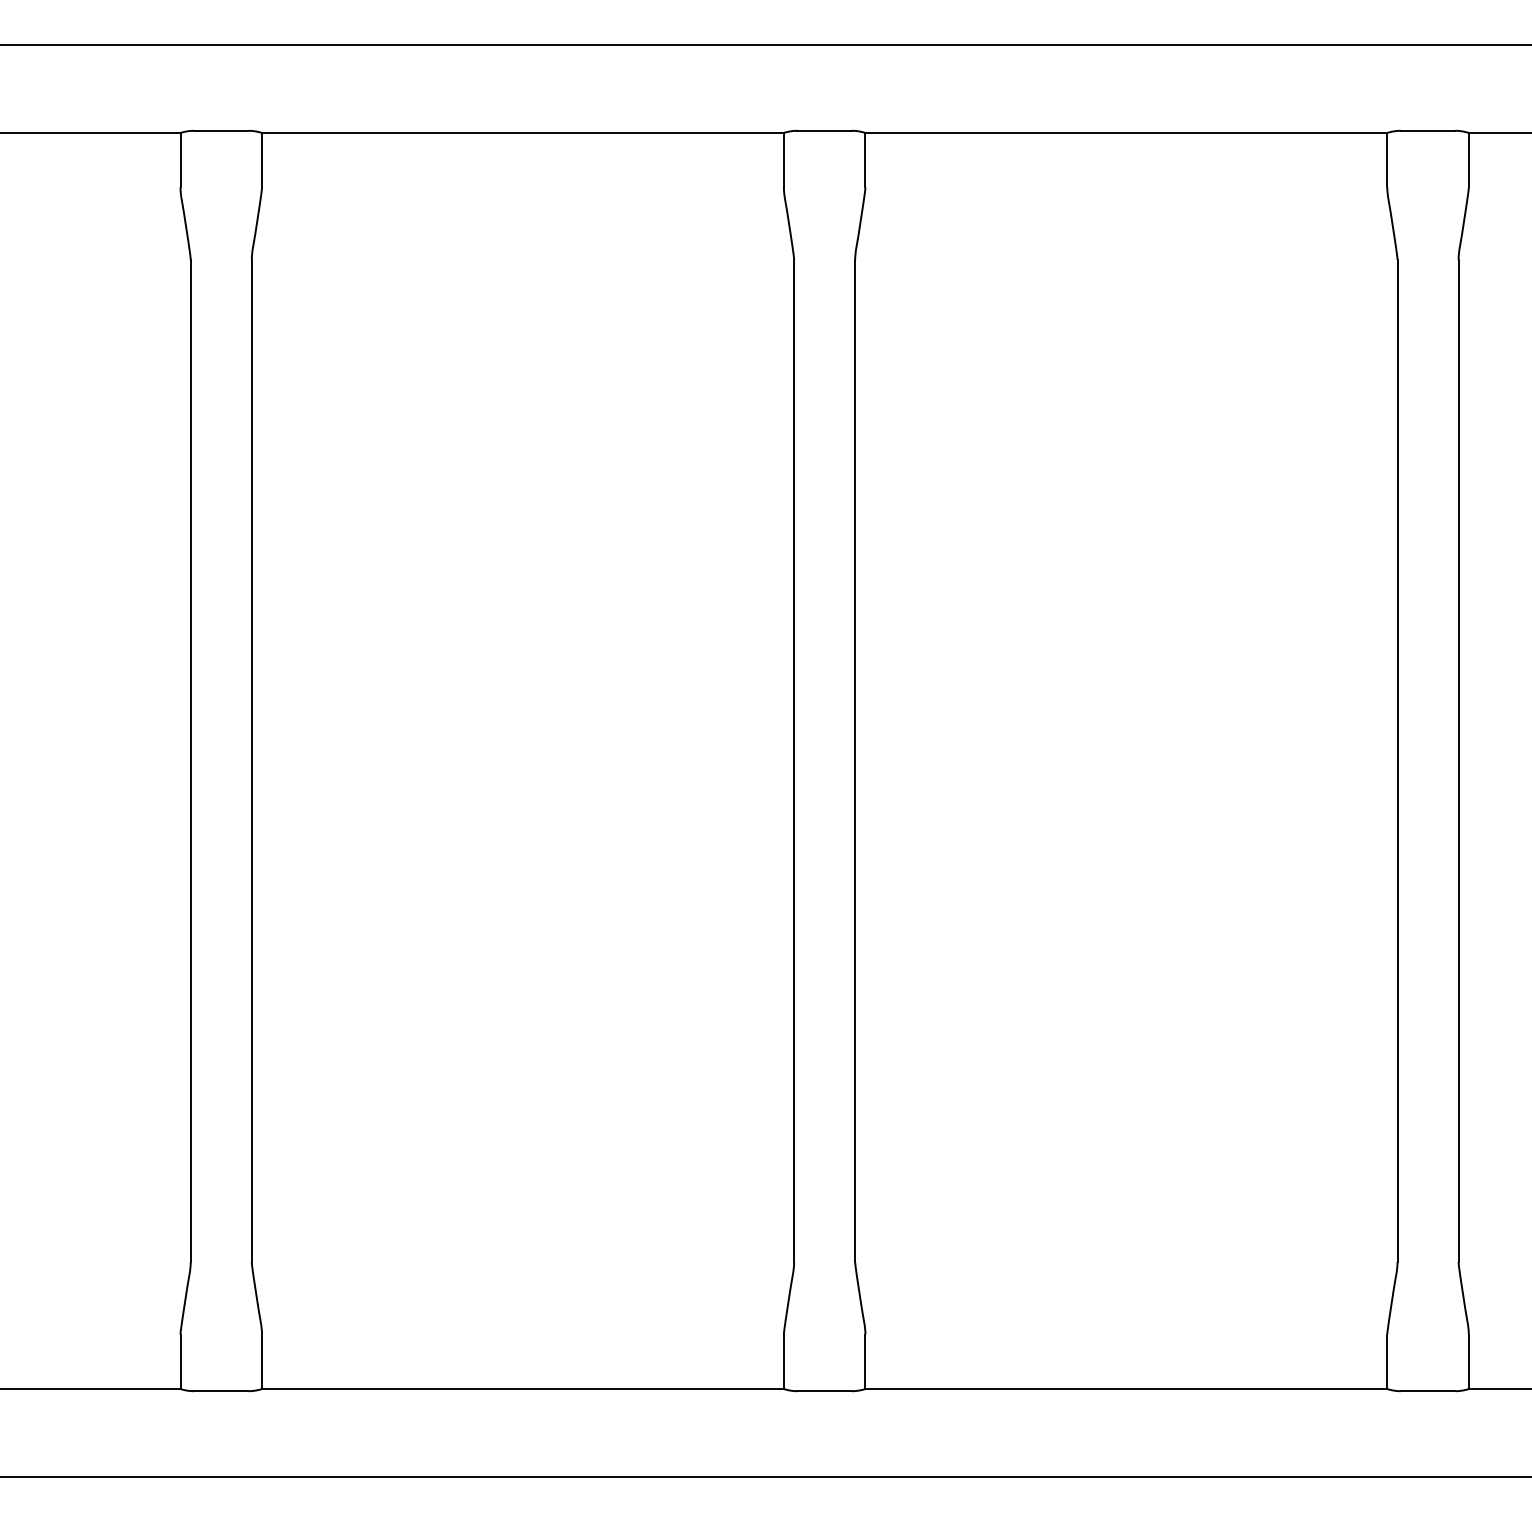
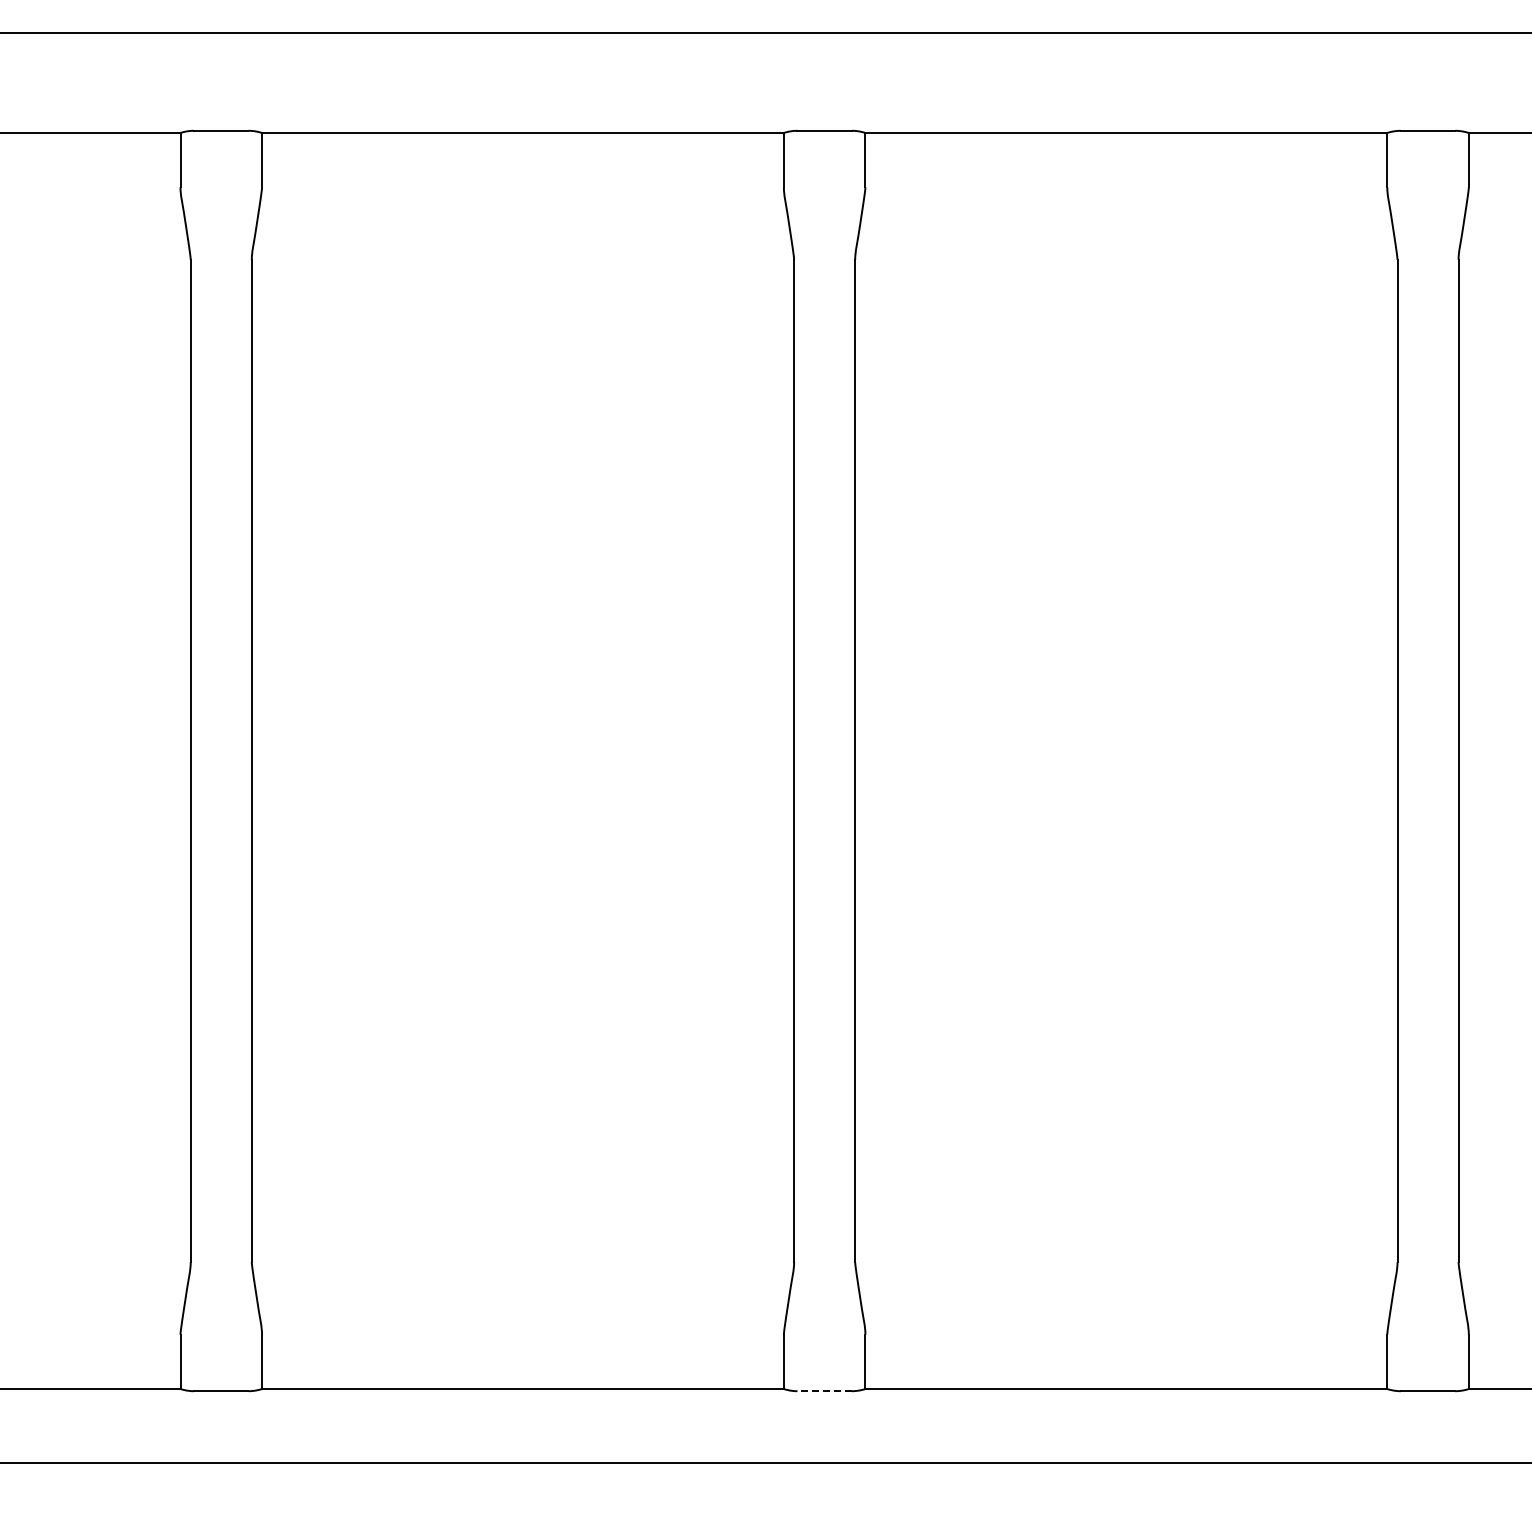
line position: (765, 45) -> (765, 33) (765, 33)
line: solid -> dashed (824, 1391)
line position: (765, 1476) -> (765, 1462) (765, 1462)
